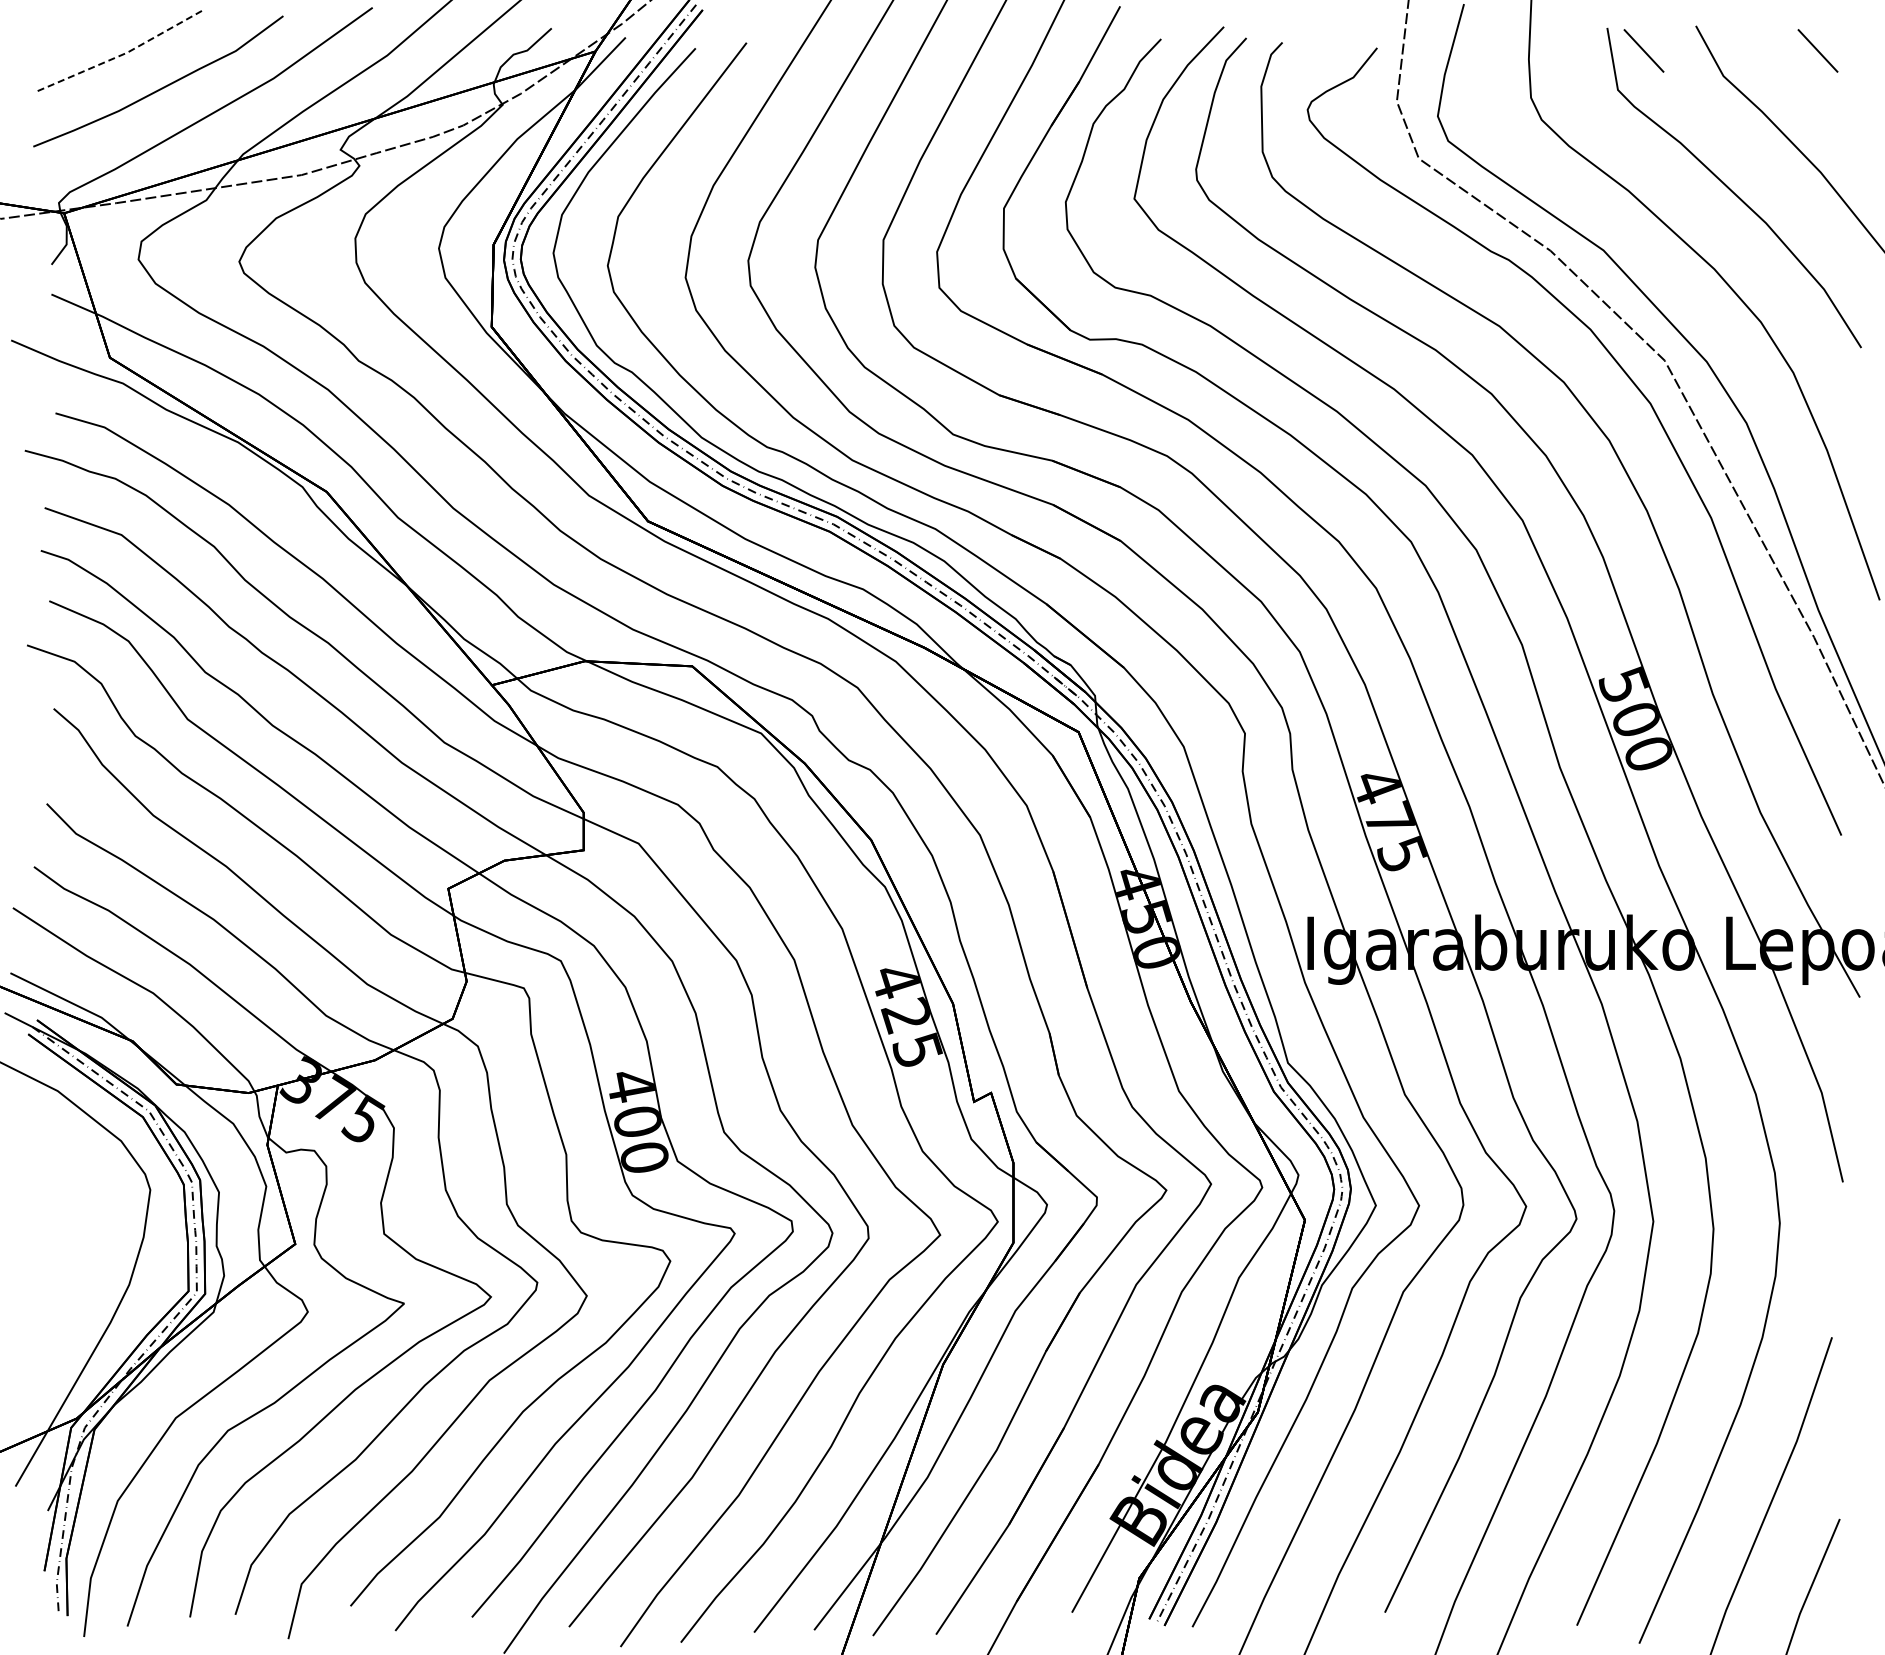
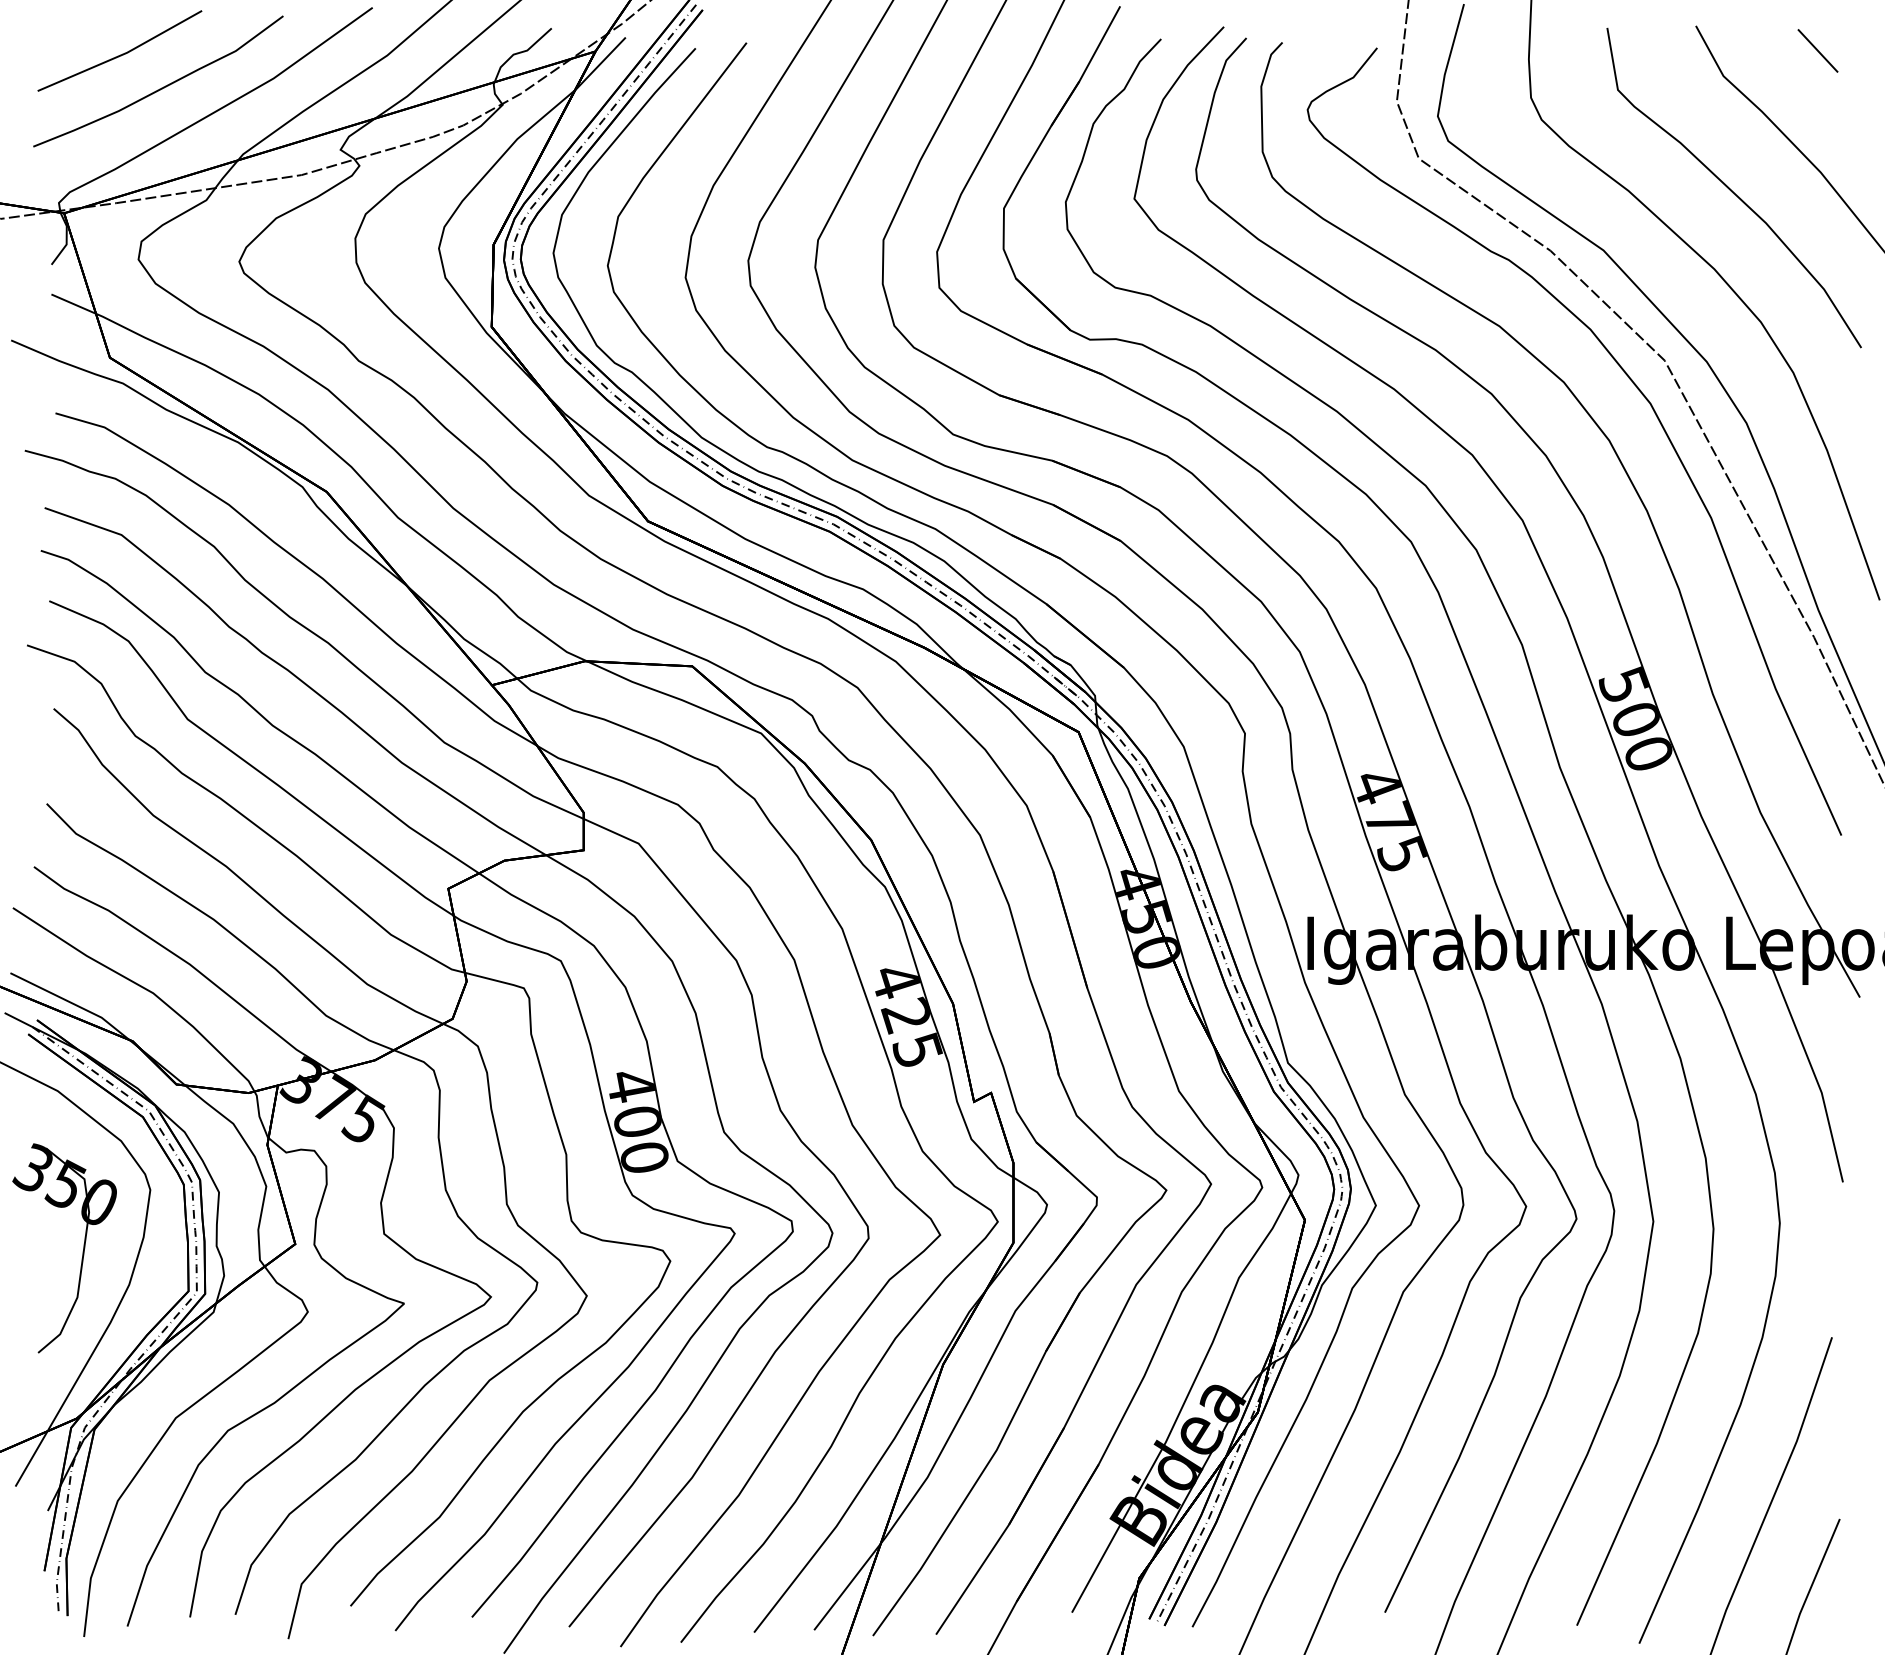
line: present -> none (1643, 50)
line: dashed -> solid (122, 54)
part: none -> present (82, 1251)
